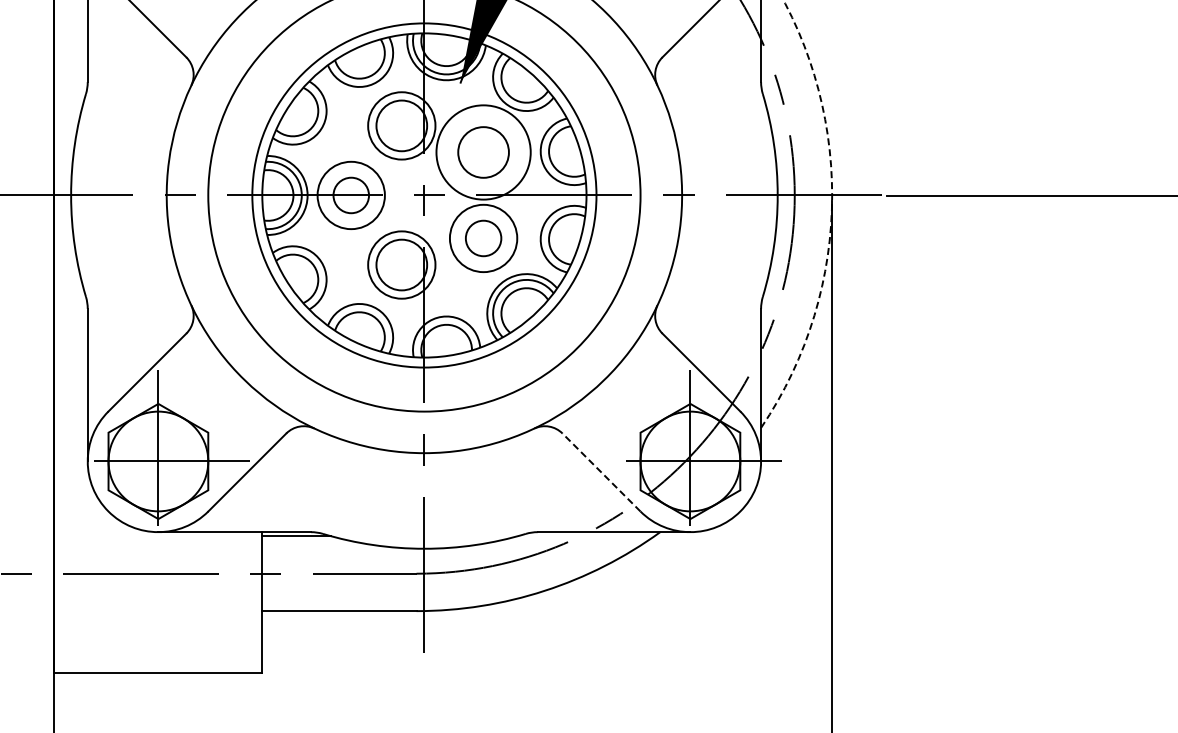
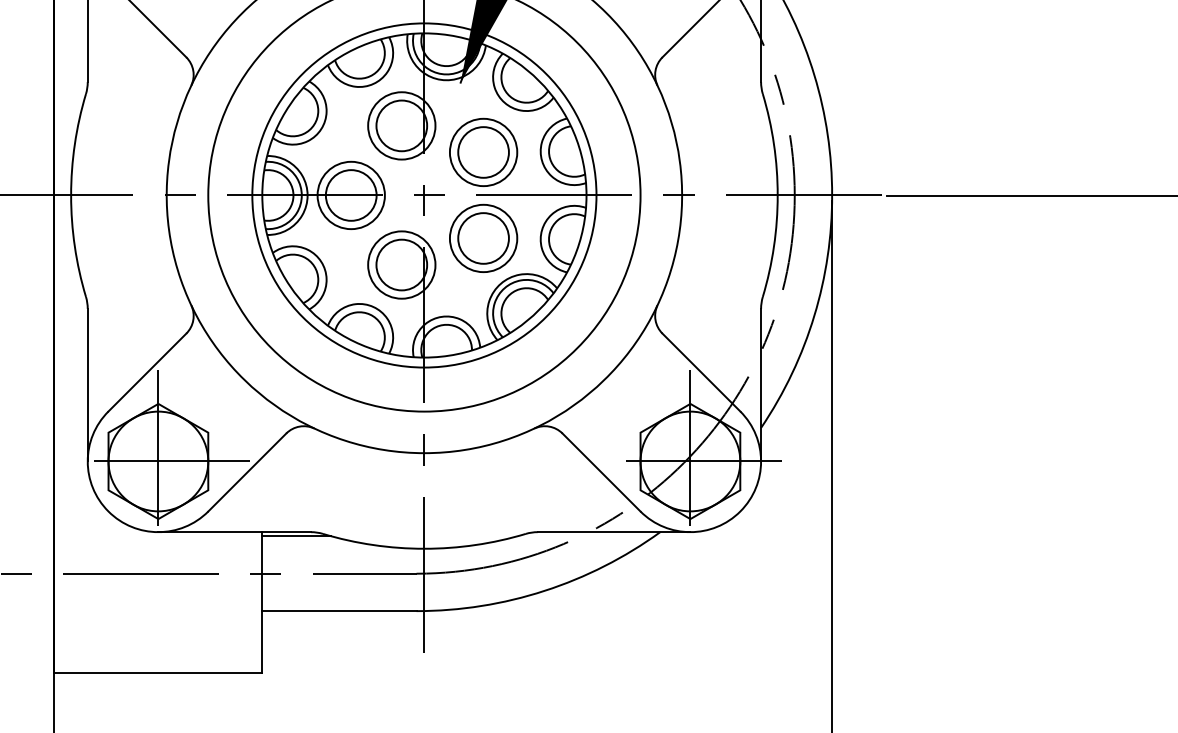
circle diameter: 94 px -> 67 px (483, 152)
circle diameter: 35 px -> 51 px (350, 195)
arc: dashed -> solid (831, 217)
circle diameter: 35 px -> 51 px (483, 238)
line: dashed -> solid (601, 472)
